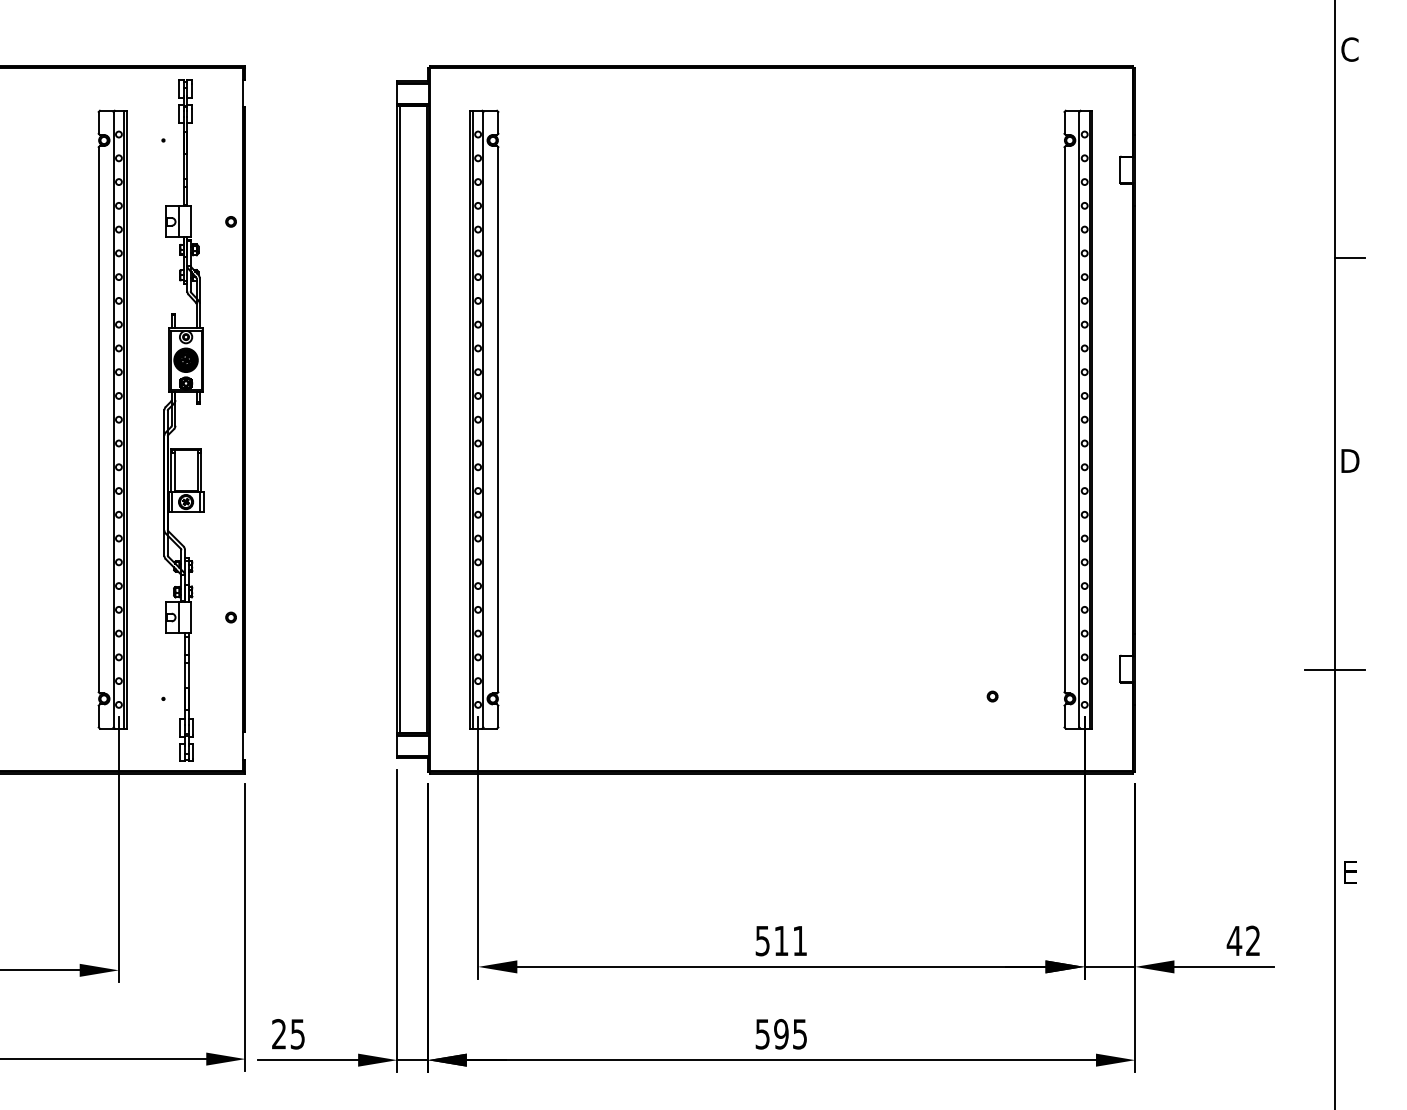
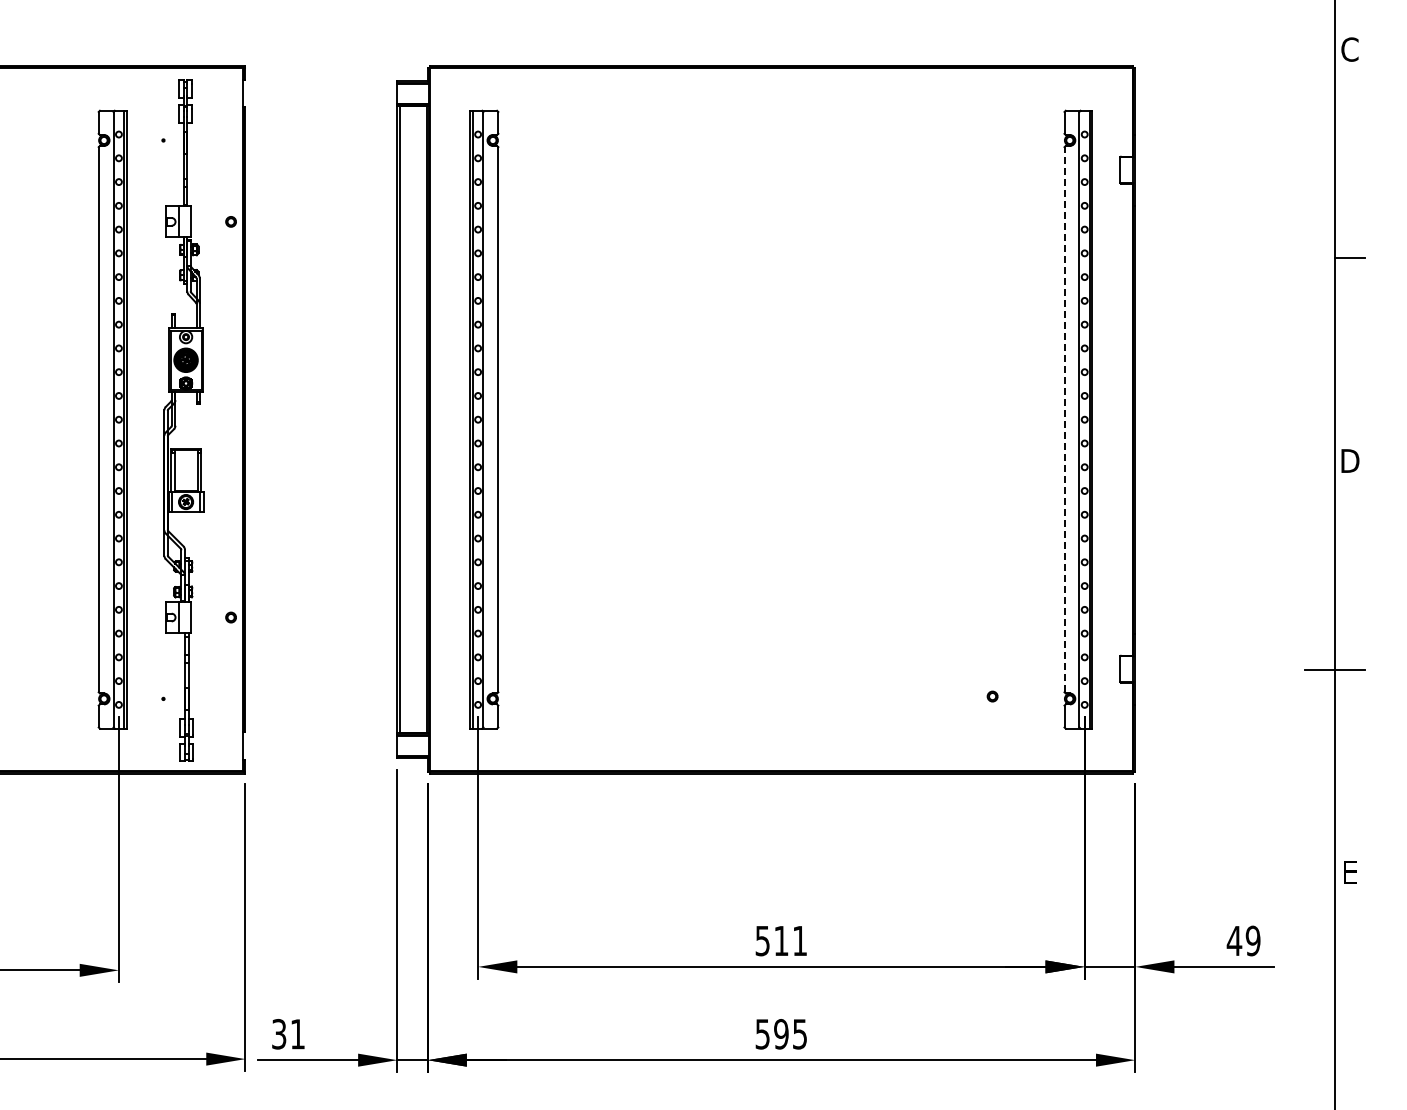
line: solid -> dashed (1064, 419)
text: 42 -> 49 (1252, 940)
text: 25 -> 31 (288, 1034)
